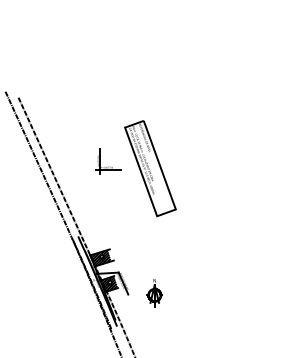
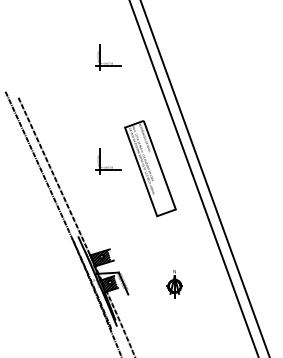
part: none -> present (108, 57)
line: none -> present (193, 178)
line: none -> present (204, 178)
part position: (154, 293) -> (174, 284) (174, 284)
